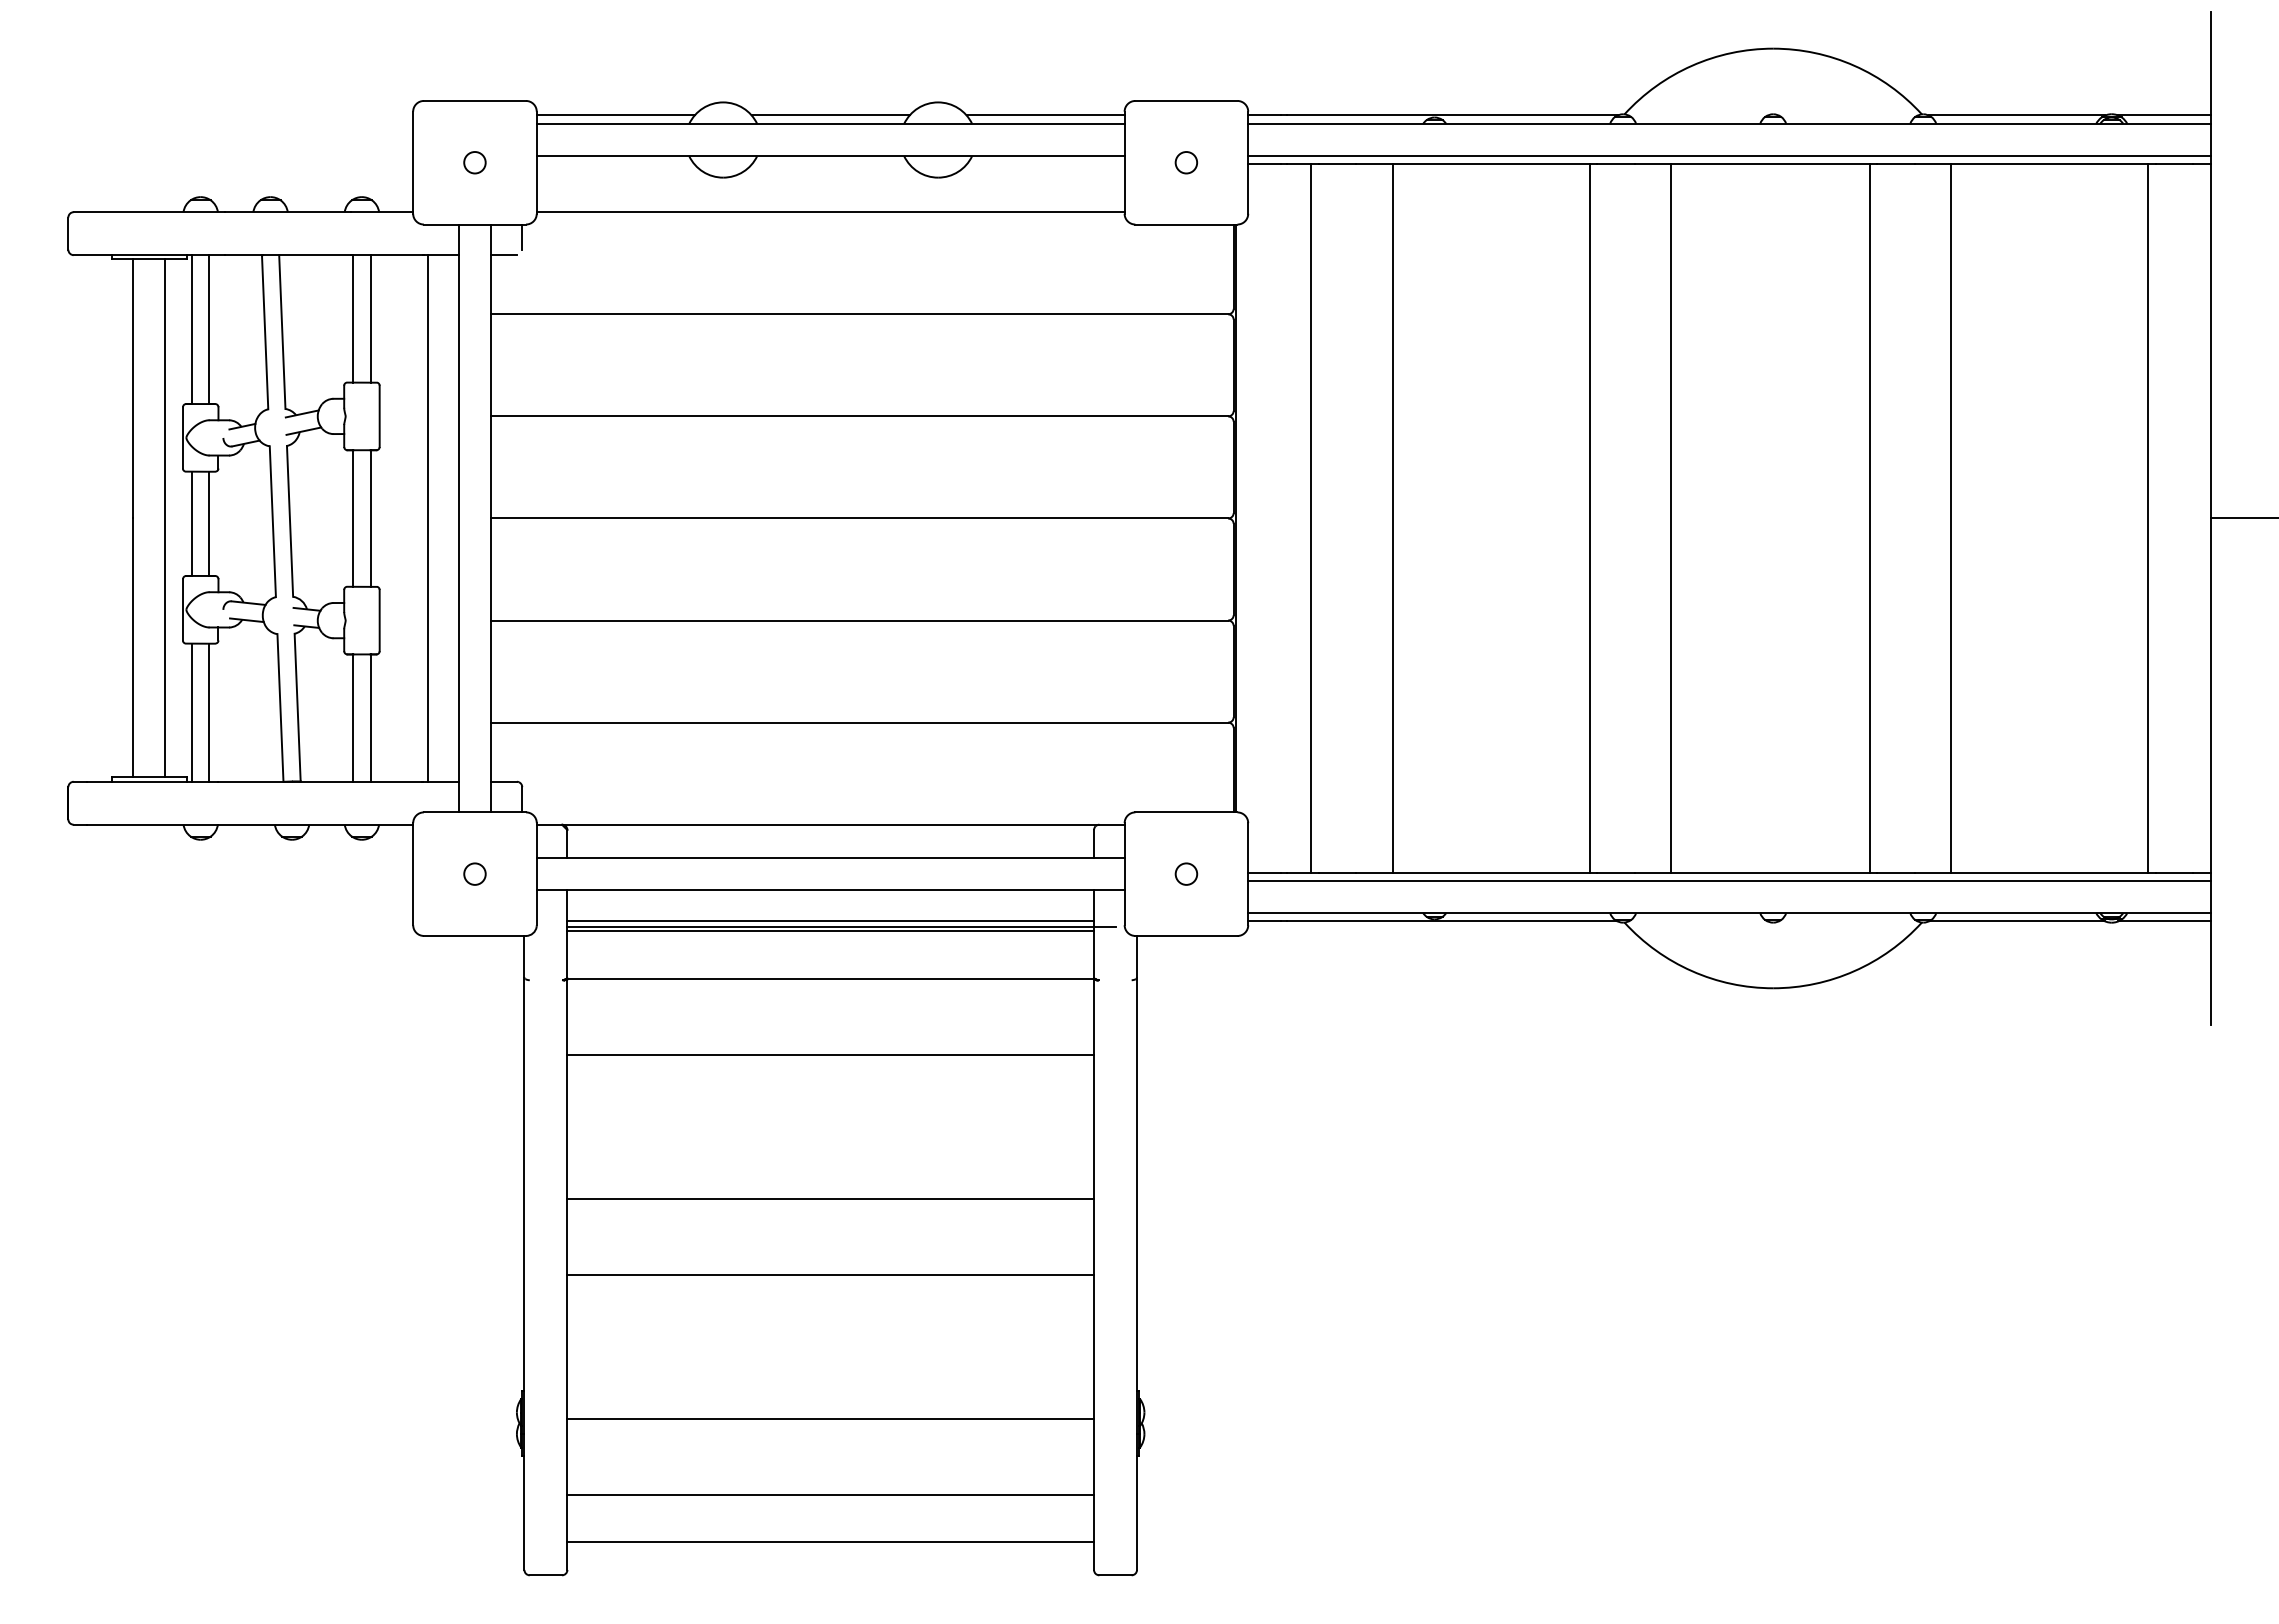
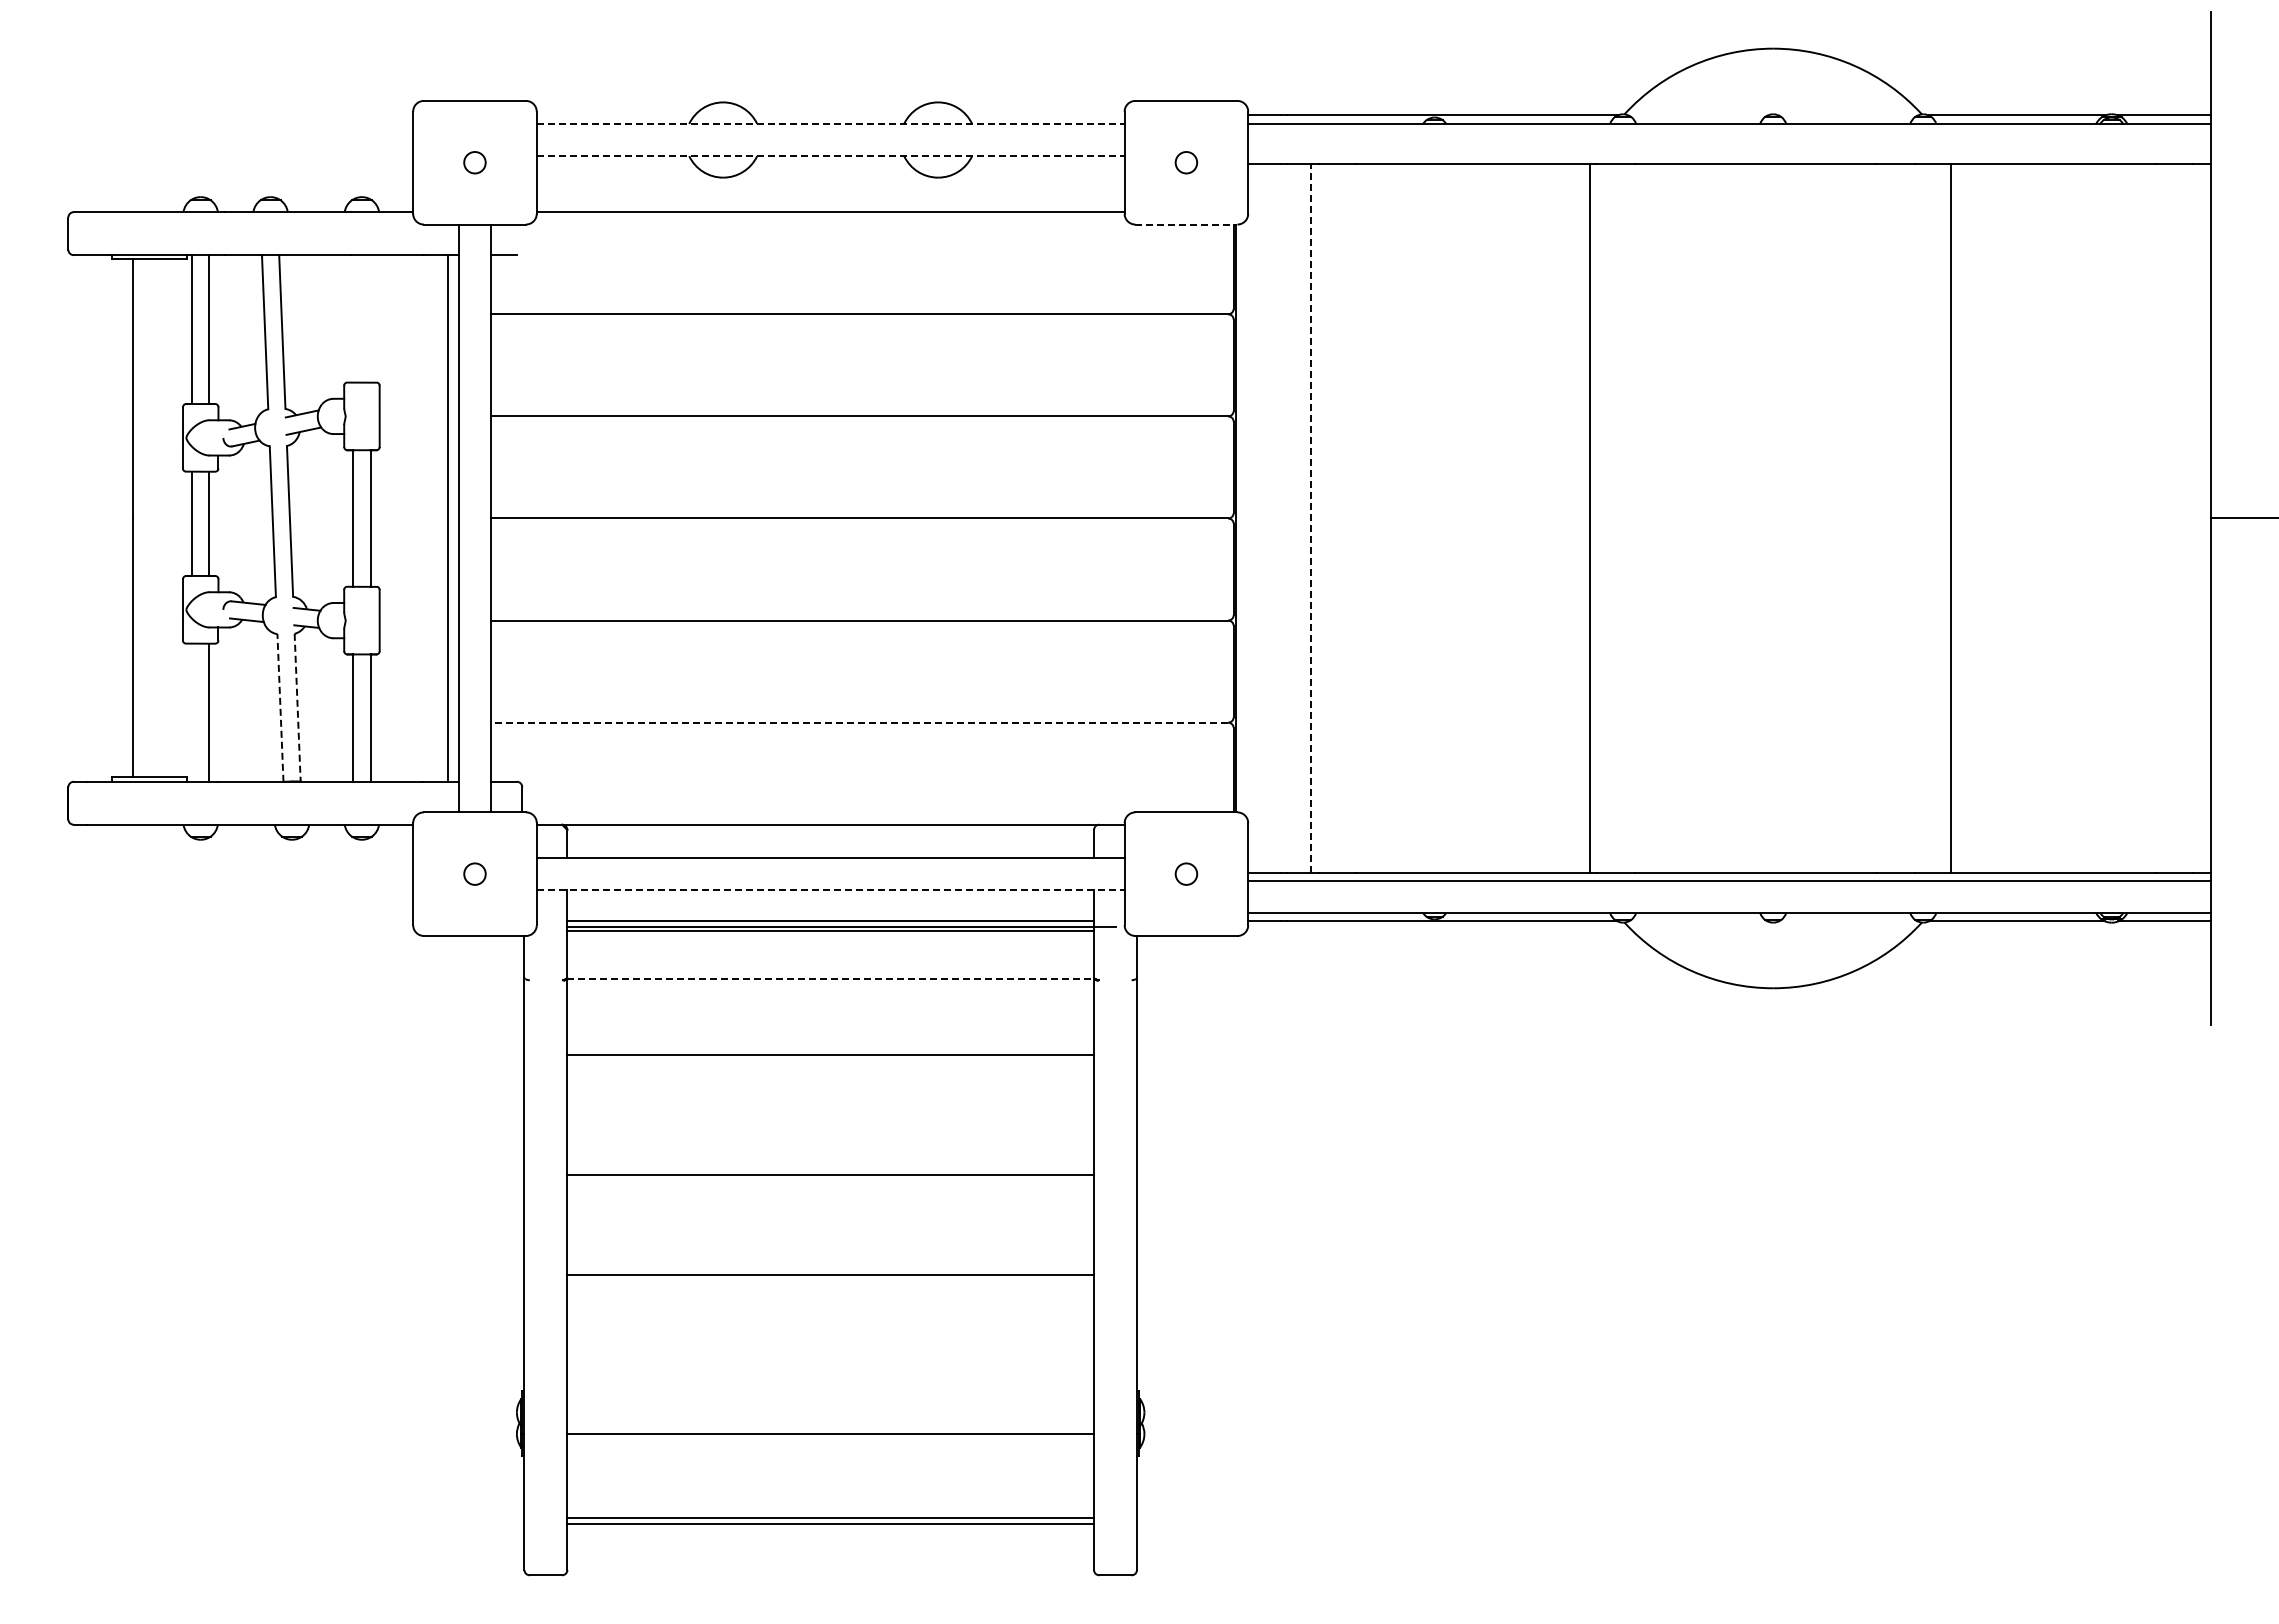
line: present -> none (615, 115)
line: present -> none (830, 115)
line: present -> none (1045, 115)
line: solid -> dashed (830, 123)
line: solid -> dashed (830, 156)
line: present -> none (1729, 156)
line: solid -> dashed (1186, 224)
line: present -> none (522, 236)
line: present -> none (353, 318)
line: present -> none (370, 318)
line: present -> none (165, 518)
line position: (427, 518) -> (447, 518) (447, 518)
line: solid -> dashed (1311, 518)
line: present -> none (1392, 518)
line: present -> none (1671, 518)
line: present -> none (1869, 518)
line: present -> none (2148, 518)
line: solid -> dashed (280, 707)
line: solid -> dashed (297, 707)
line: present -> none (192, 712)
line: solid -> dashed (859, 722)
line: solid -> dashed (830, 890)
line: solid -> dashed (831, 978)
line position: (830, 1199) -> (830, 1175) (830, 1175)
line position: (830, 1419) -> (830, 1434) (830, 1434)
line position: (830, 1494) -> (830, 1517) (830, 1517)
line position: (830, 1542) -> (830, 1524) (830, 1524)
